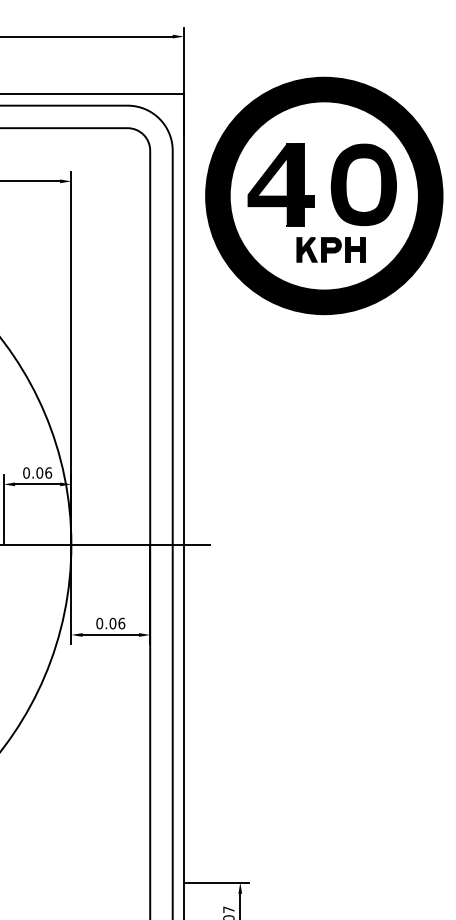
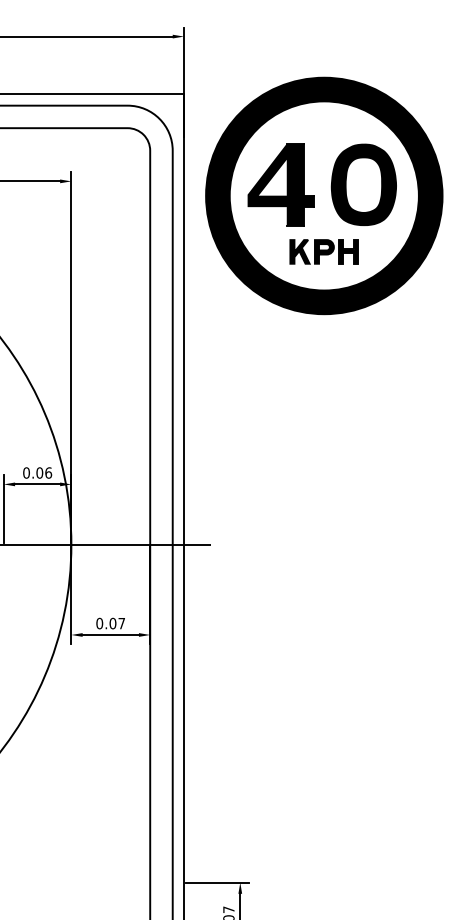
part position: (330, 249) -> (323, 251) (323, 251)
text: 0.06 -> 0.07 (121, 623)
